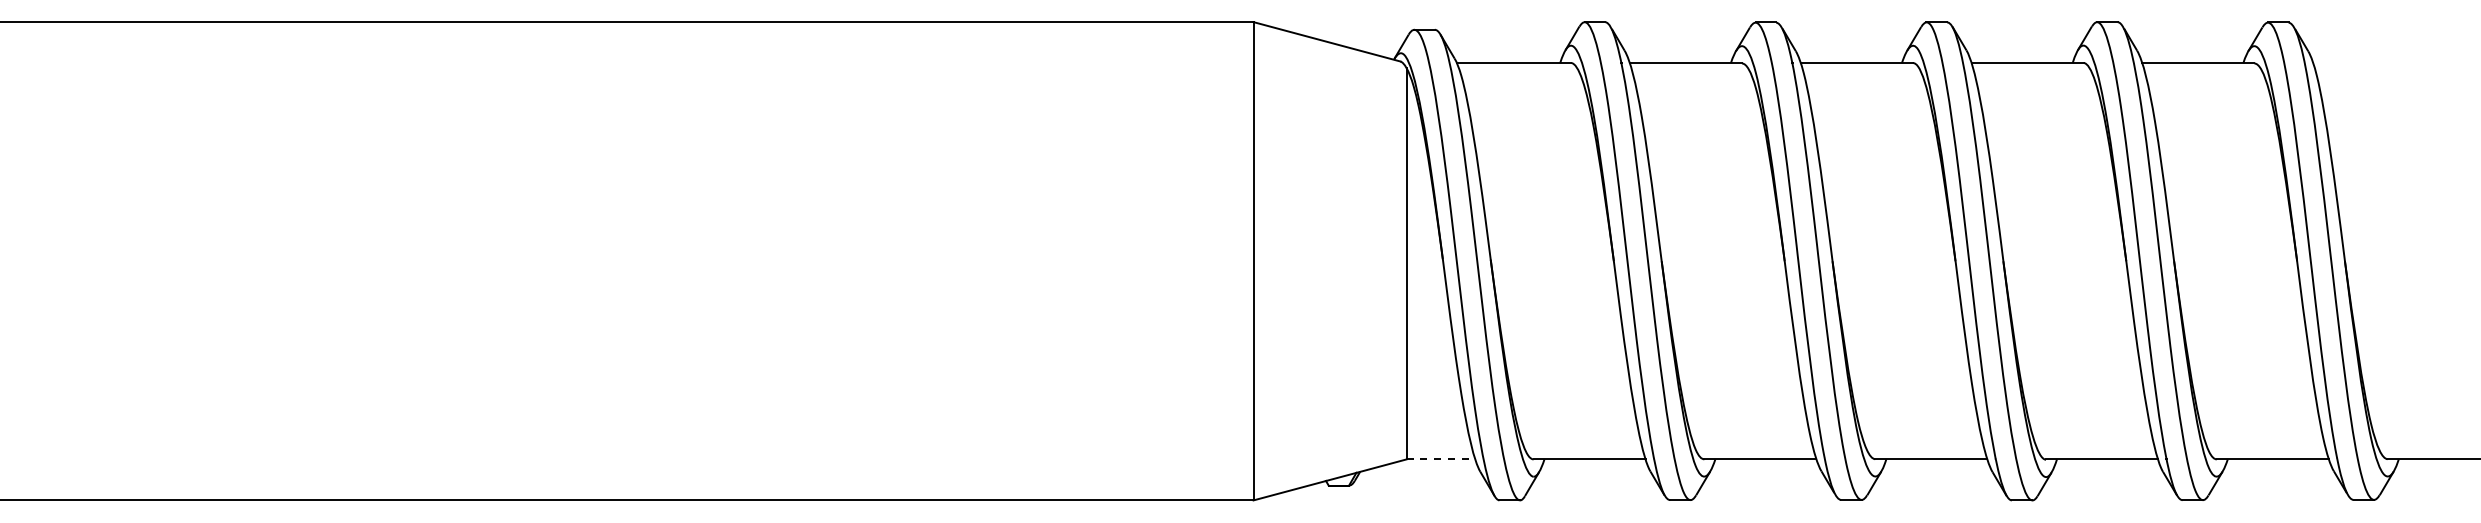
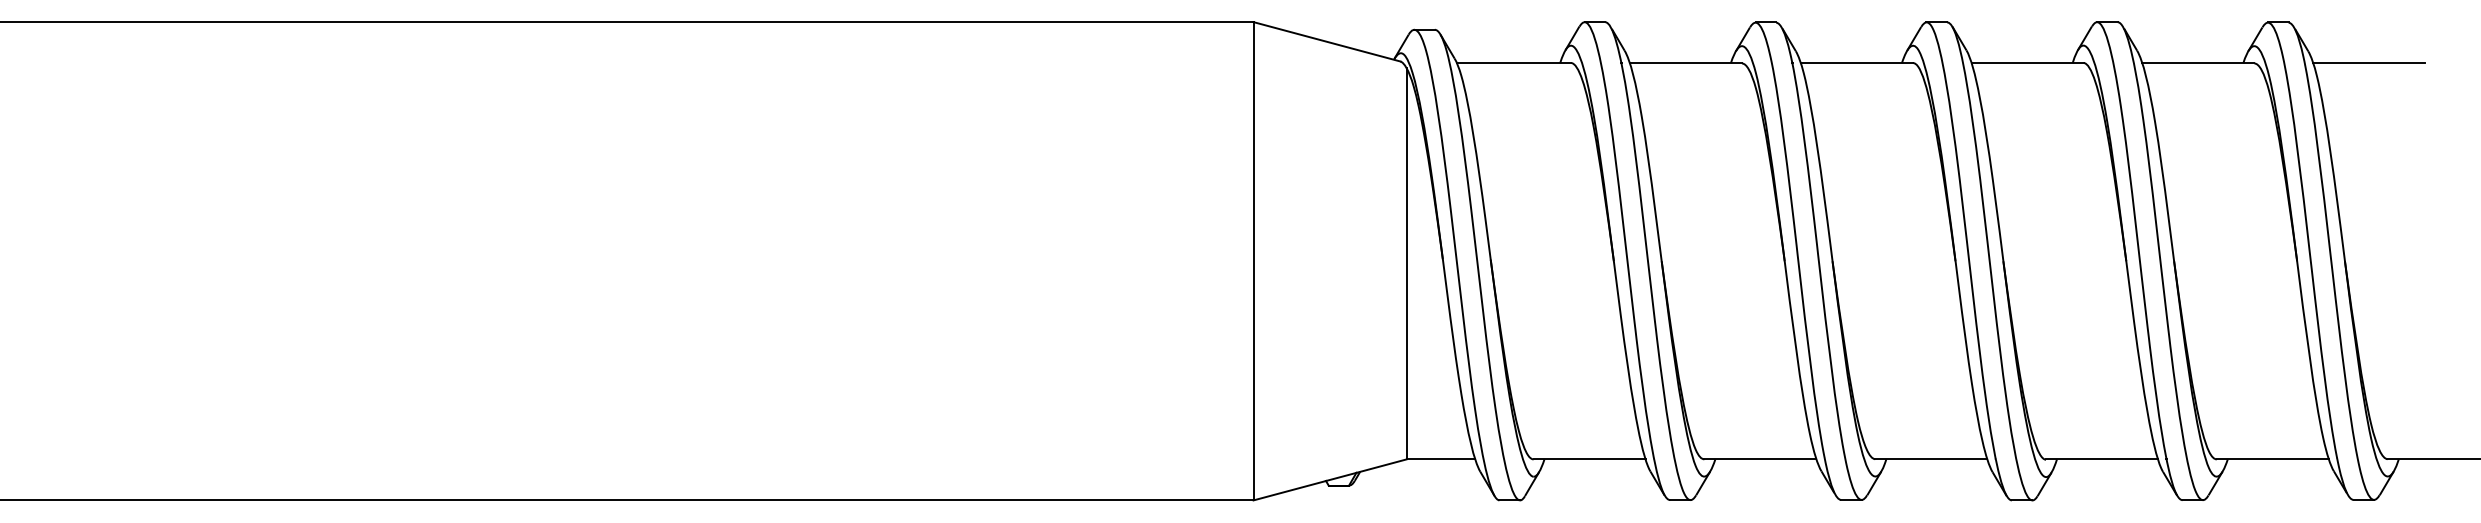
line: none -> present (2369, 63)
line: dashed -> solid (1441, 459)
